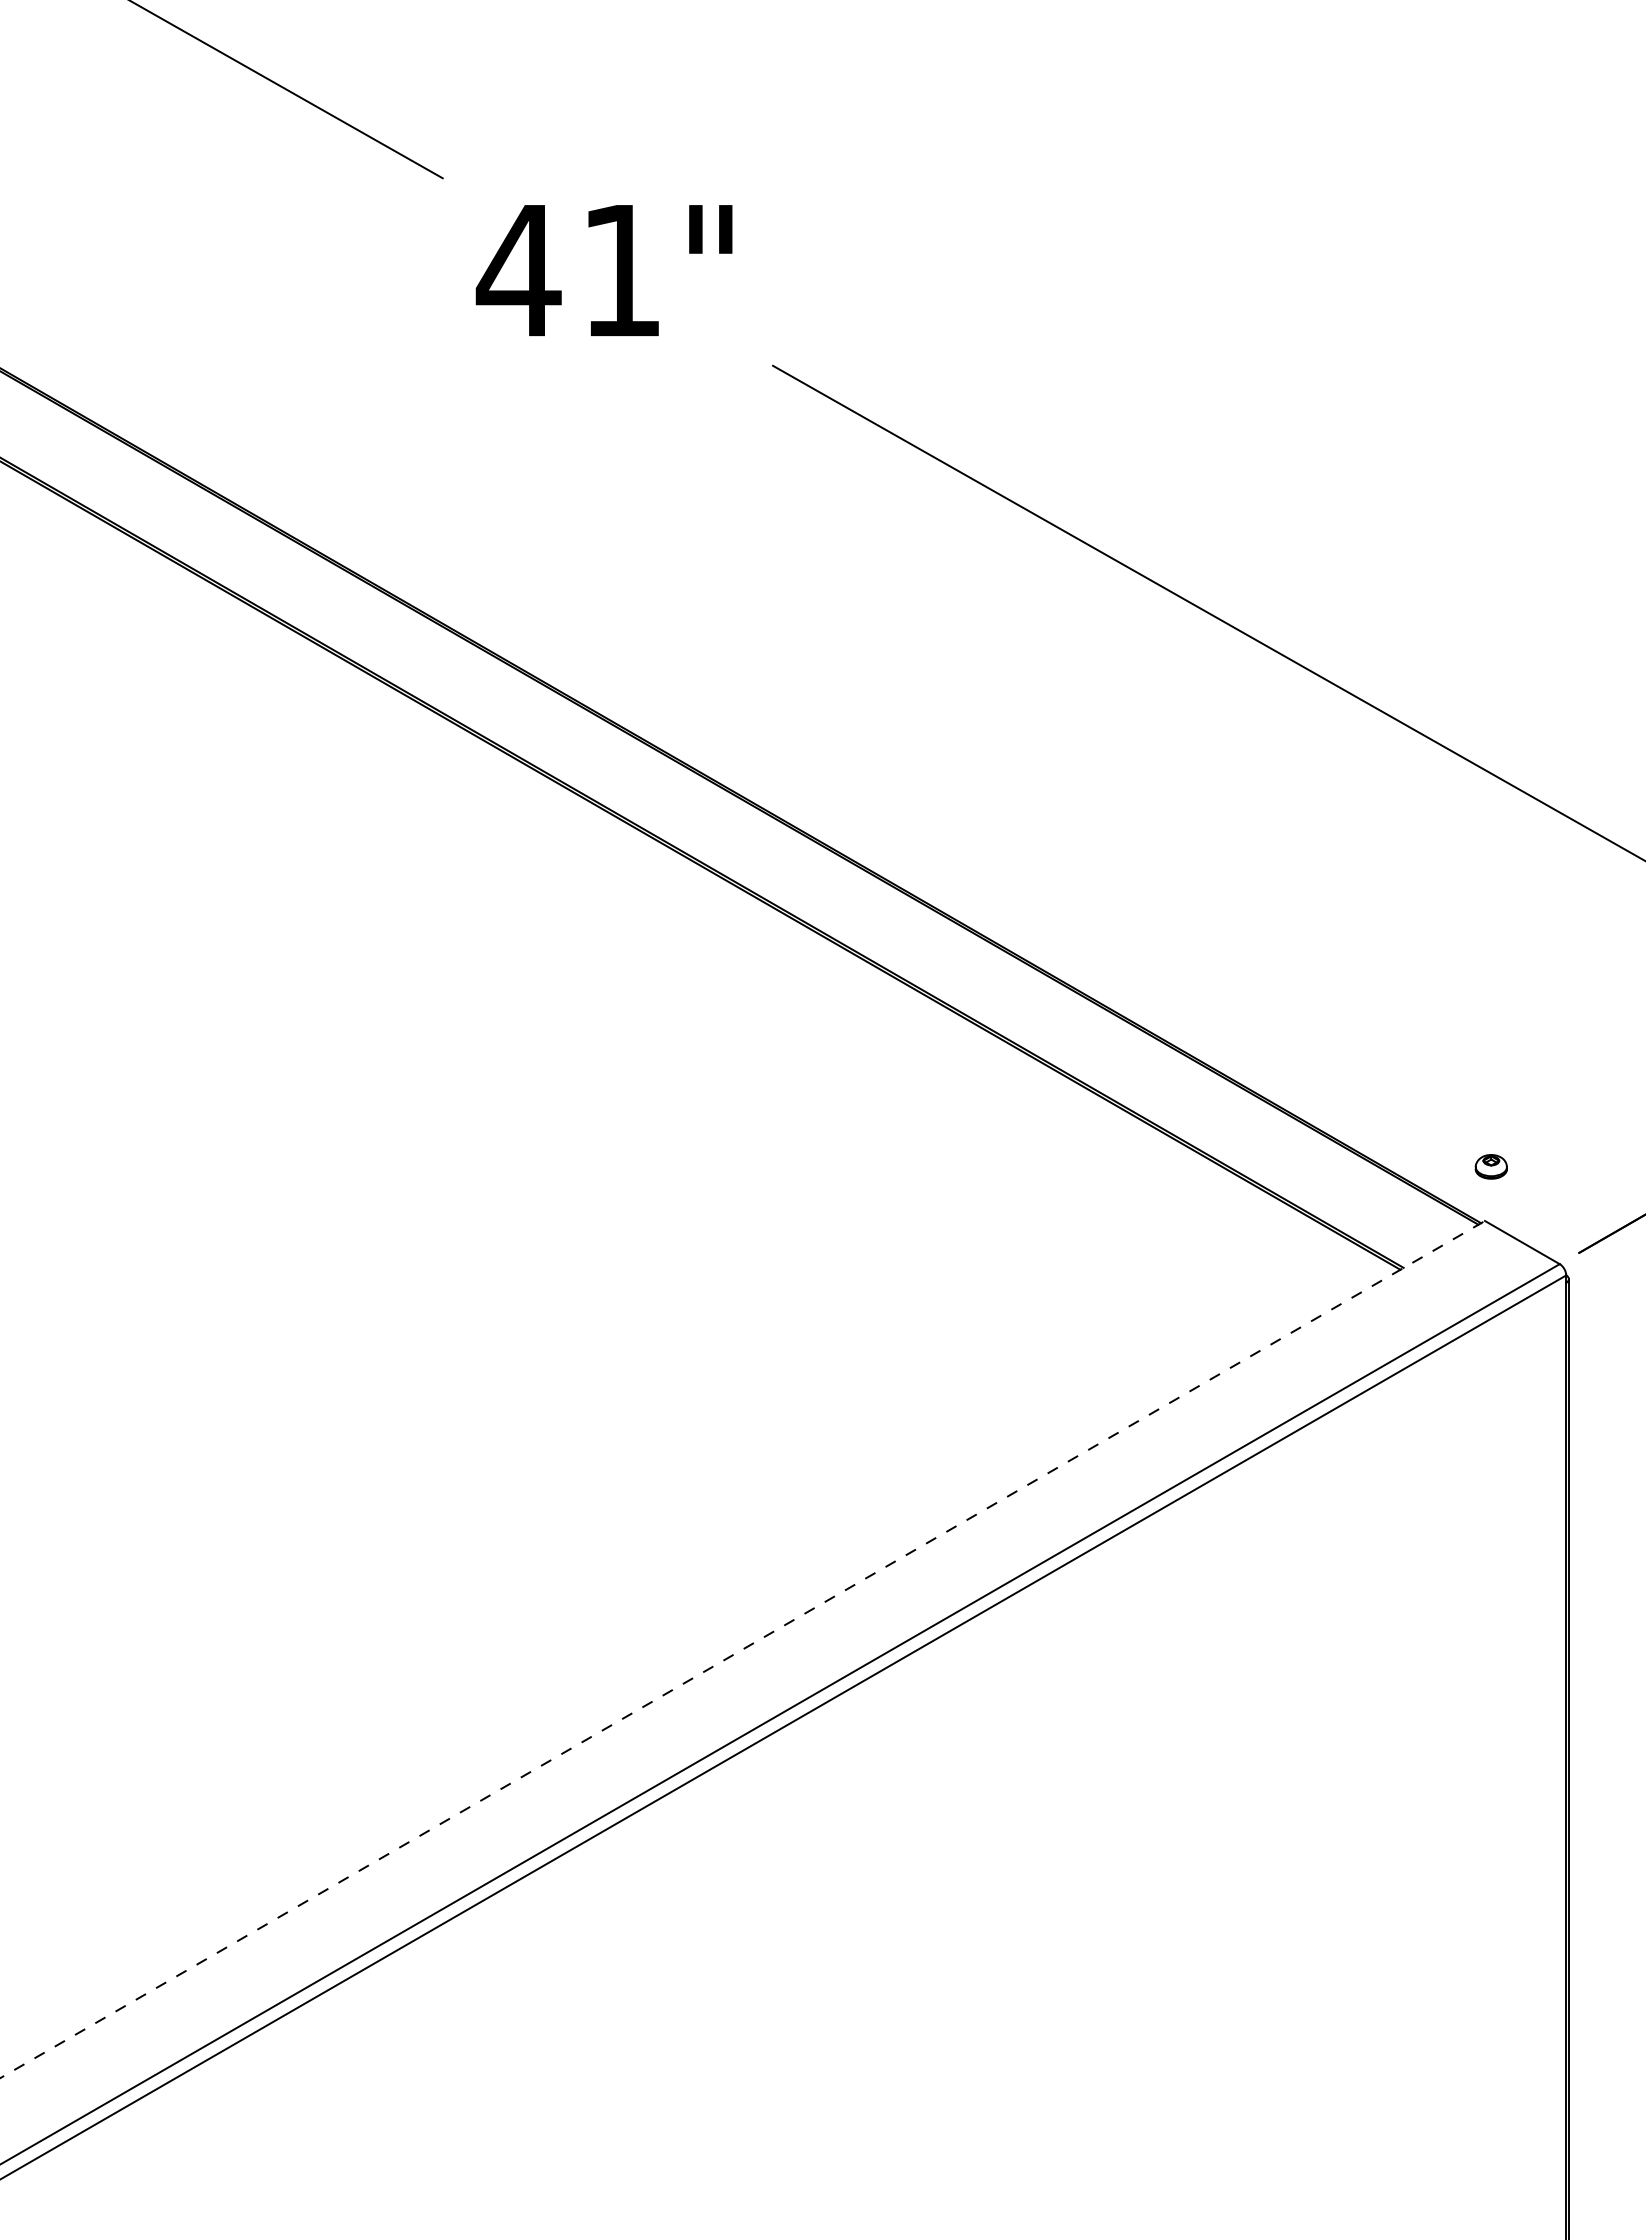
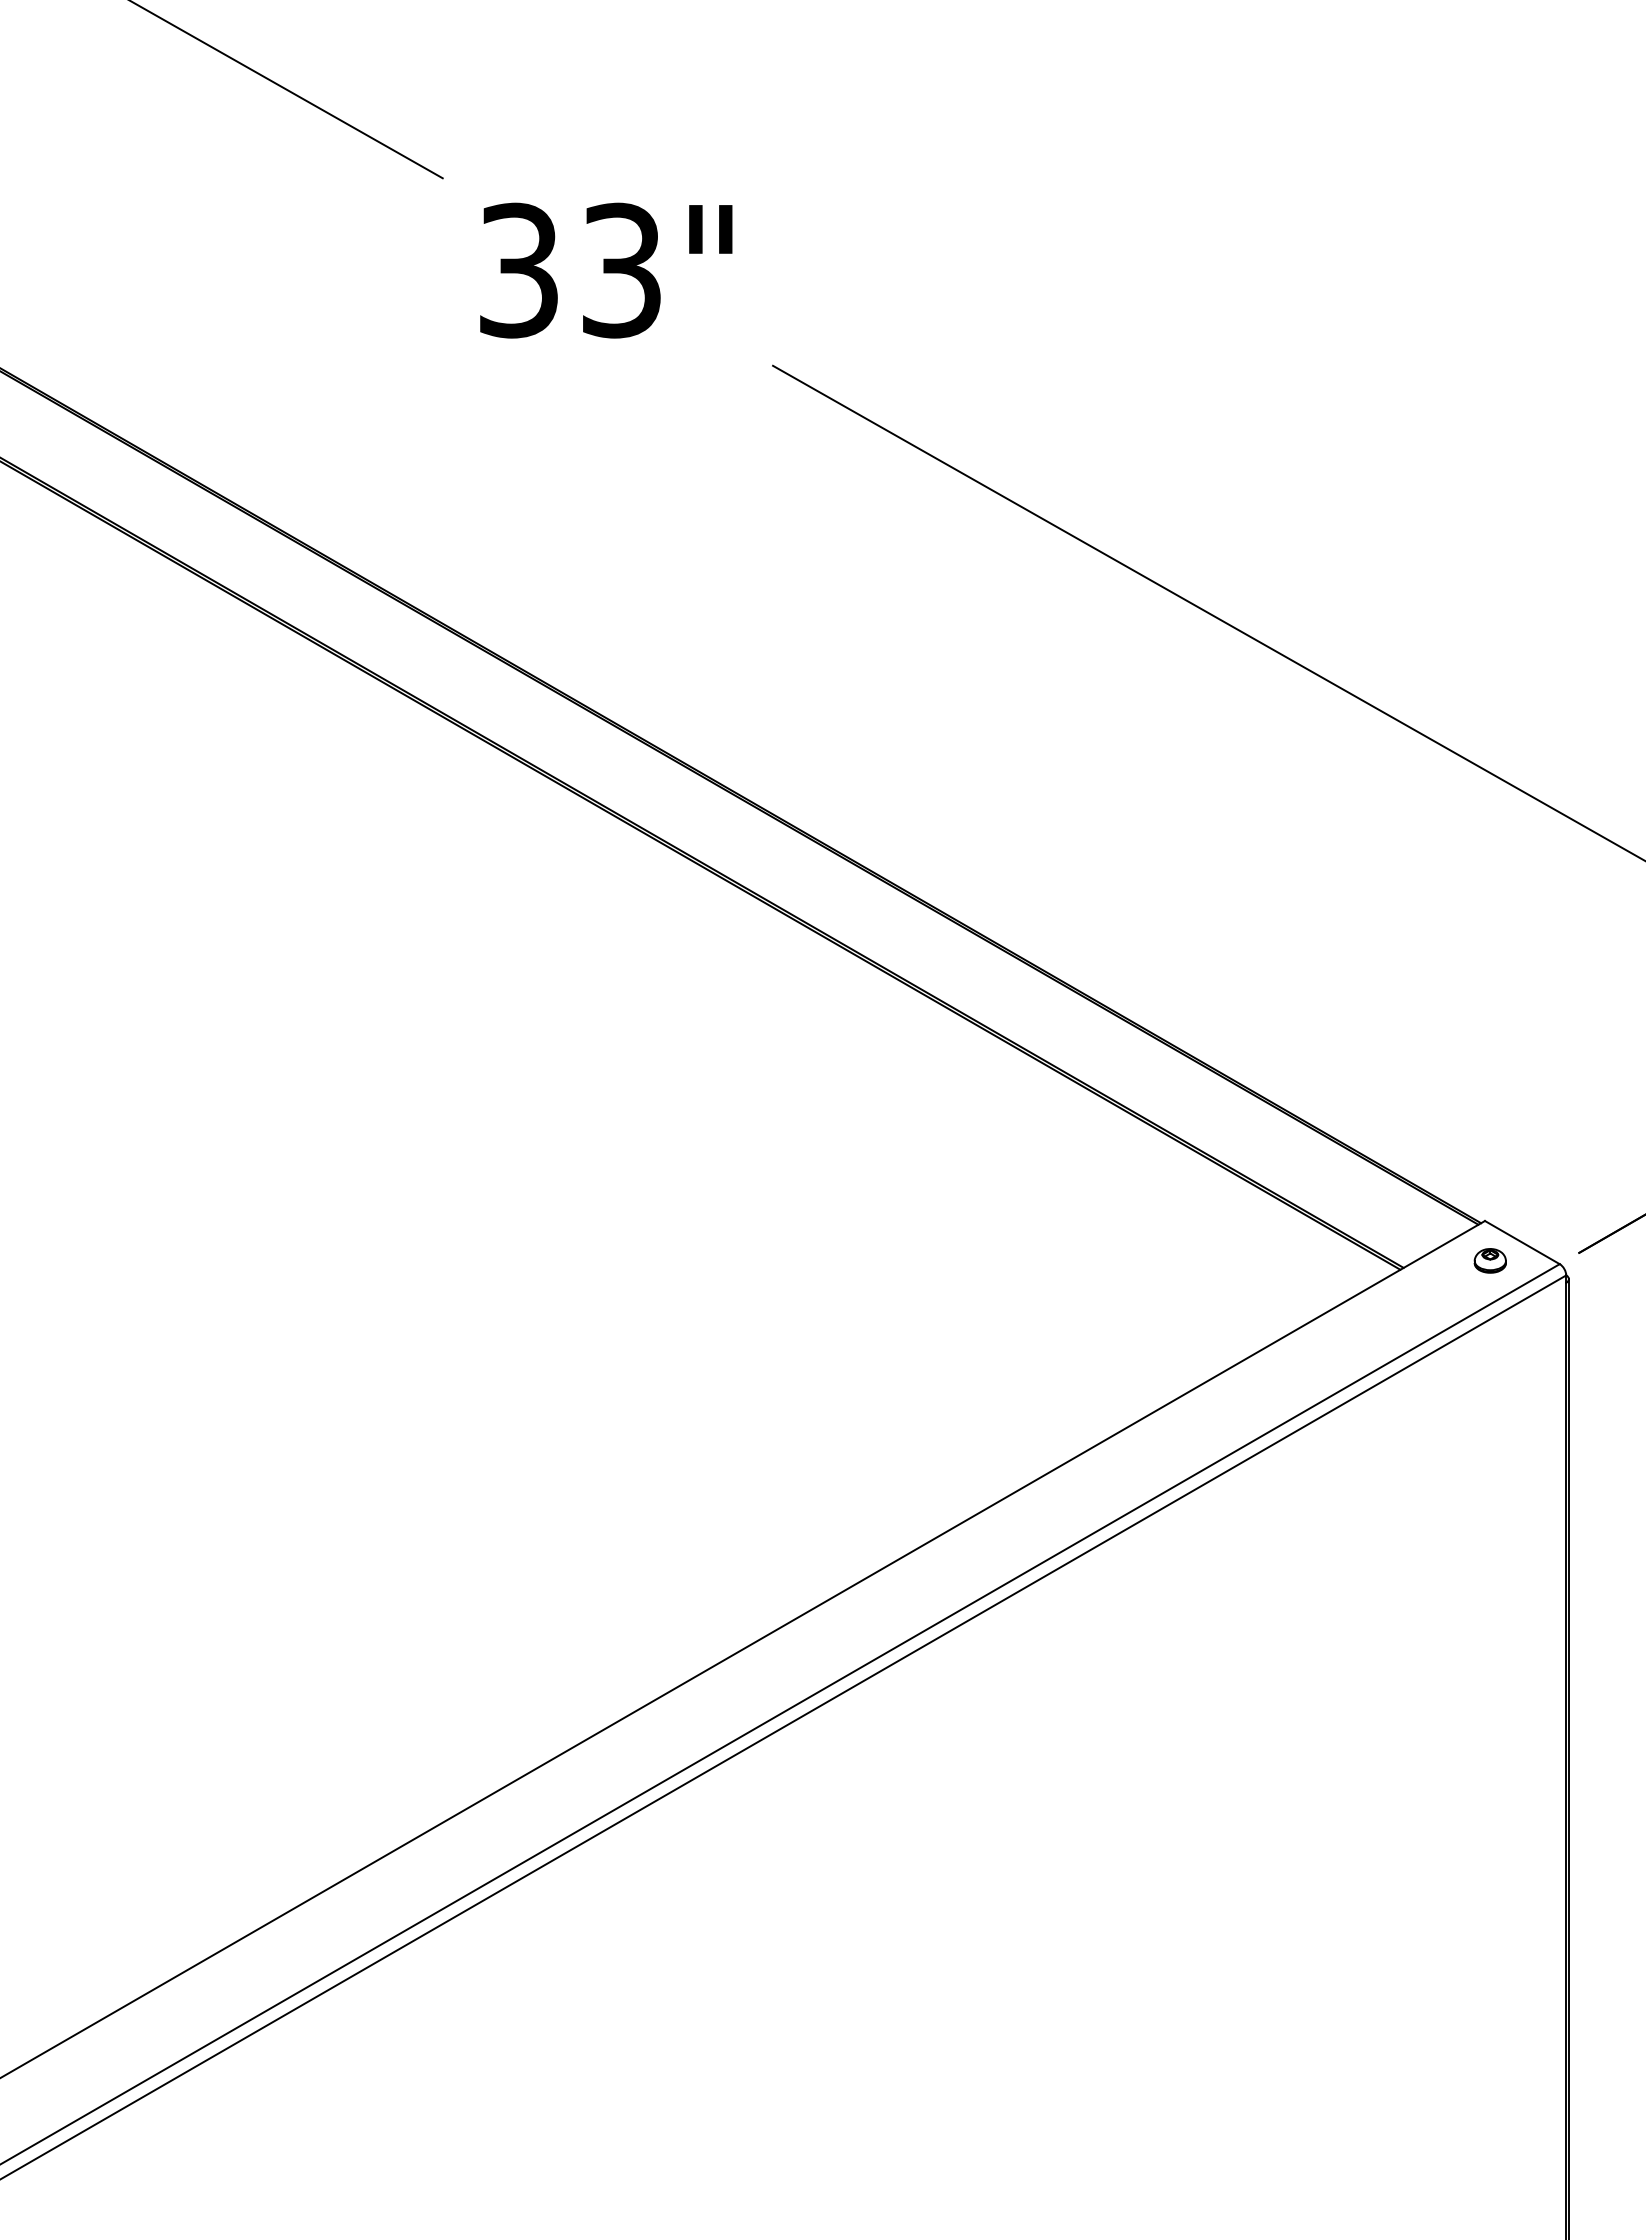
text: 41" -> 33" (567, 270)
part position: (1490, 1166) -> (1489, 1260) (1489, 1260)
line: dashed -> solid (742, 1649)
